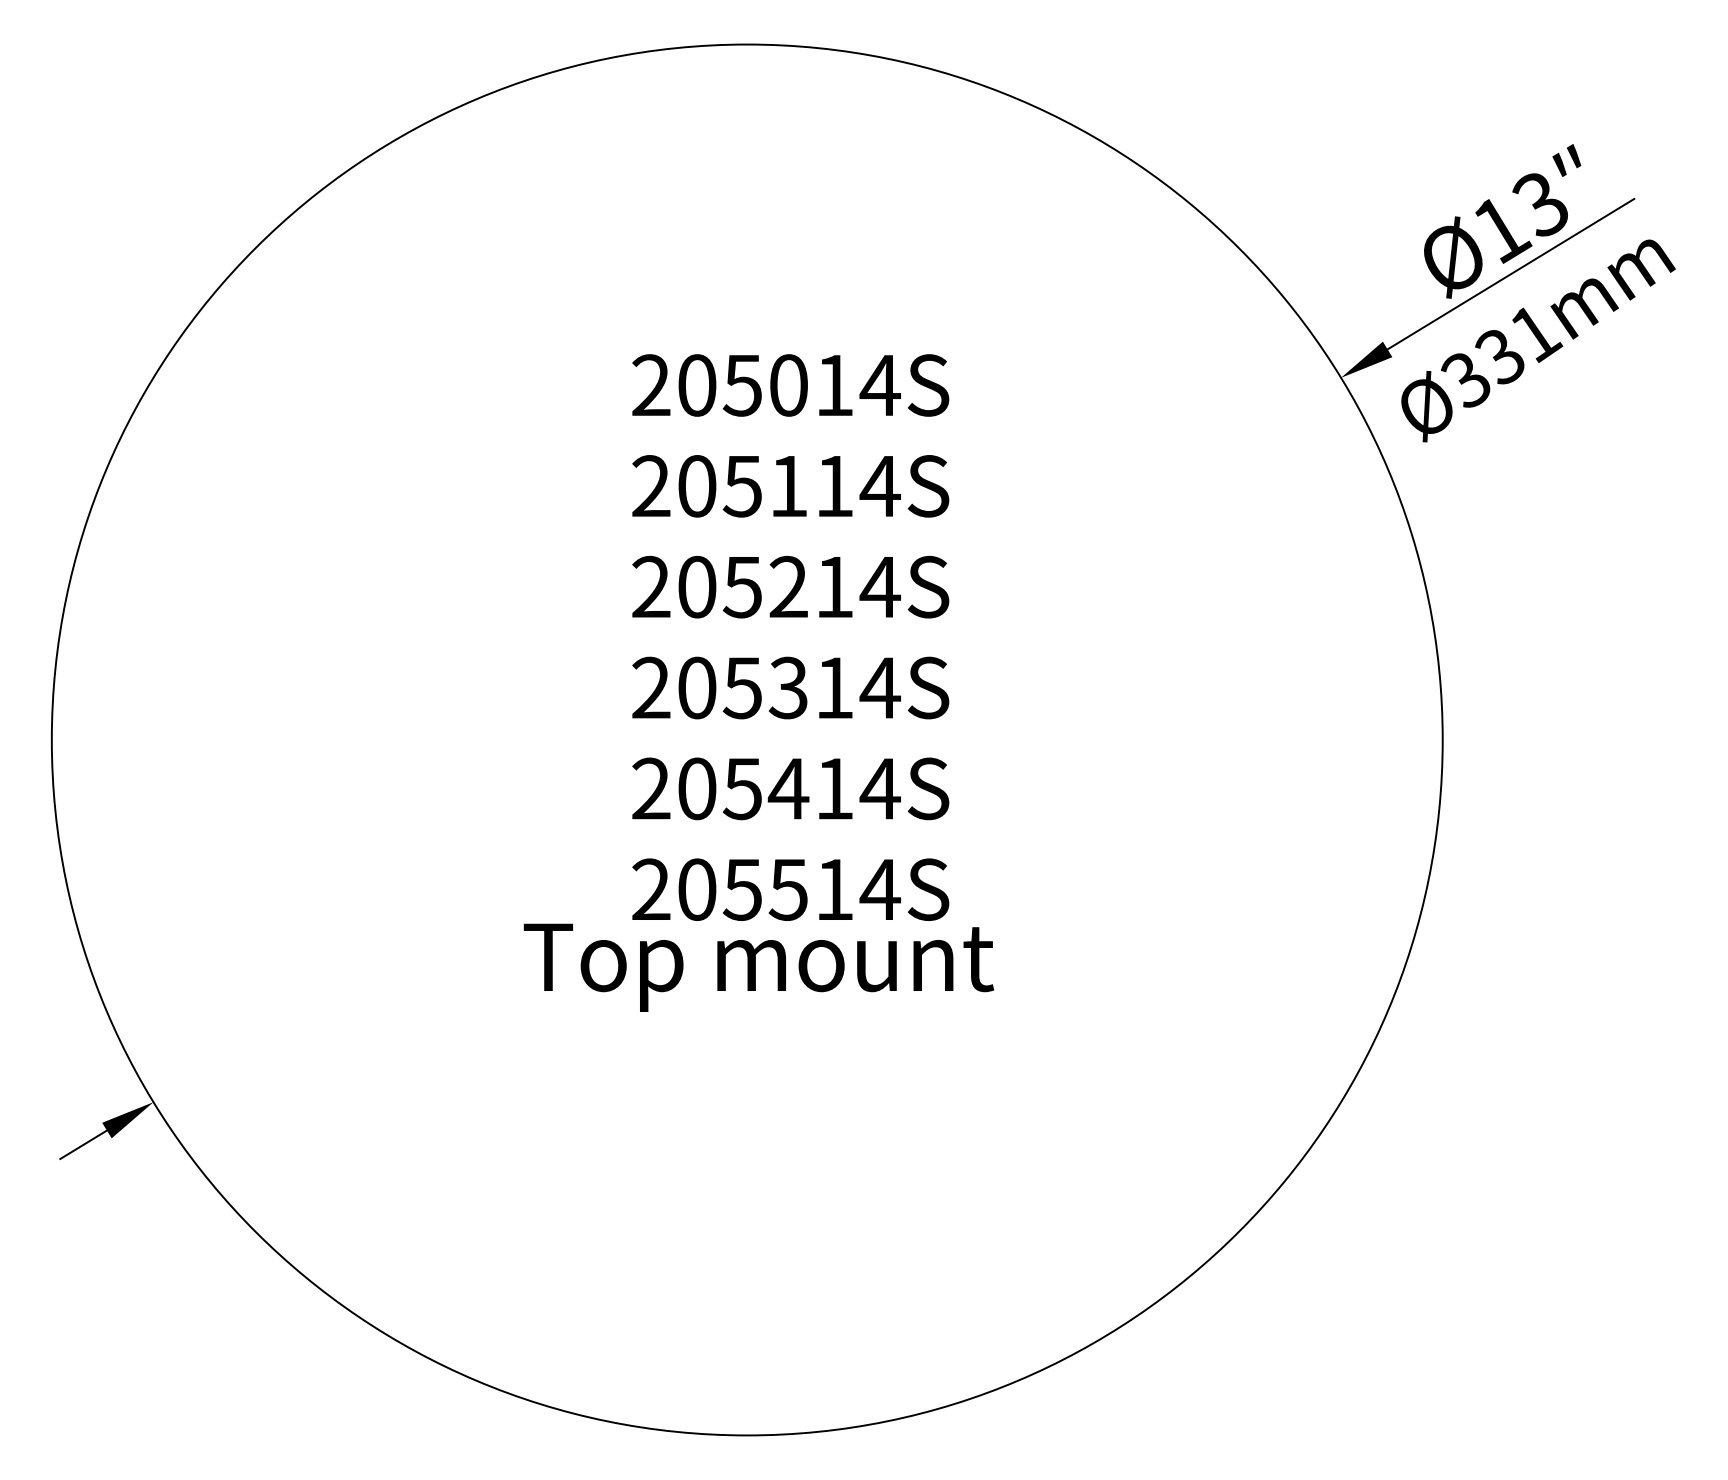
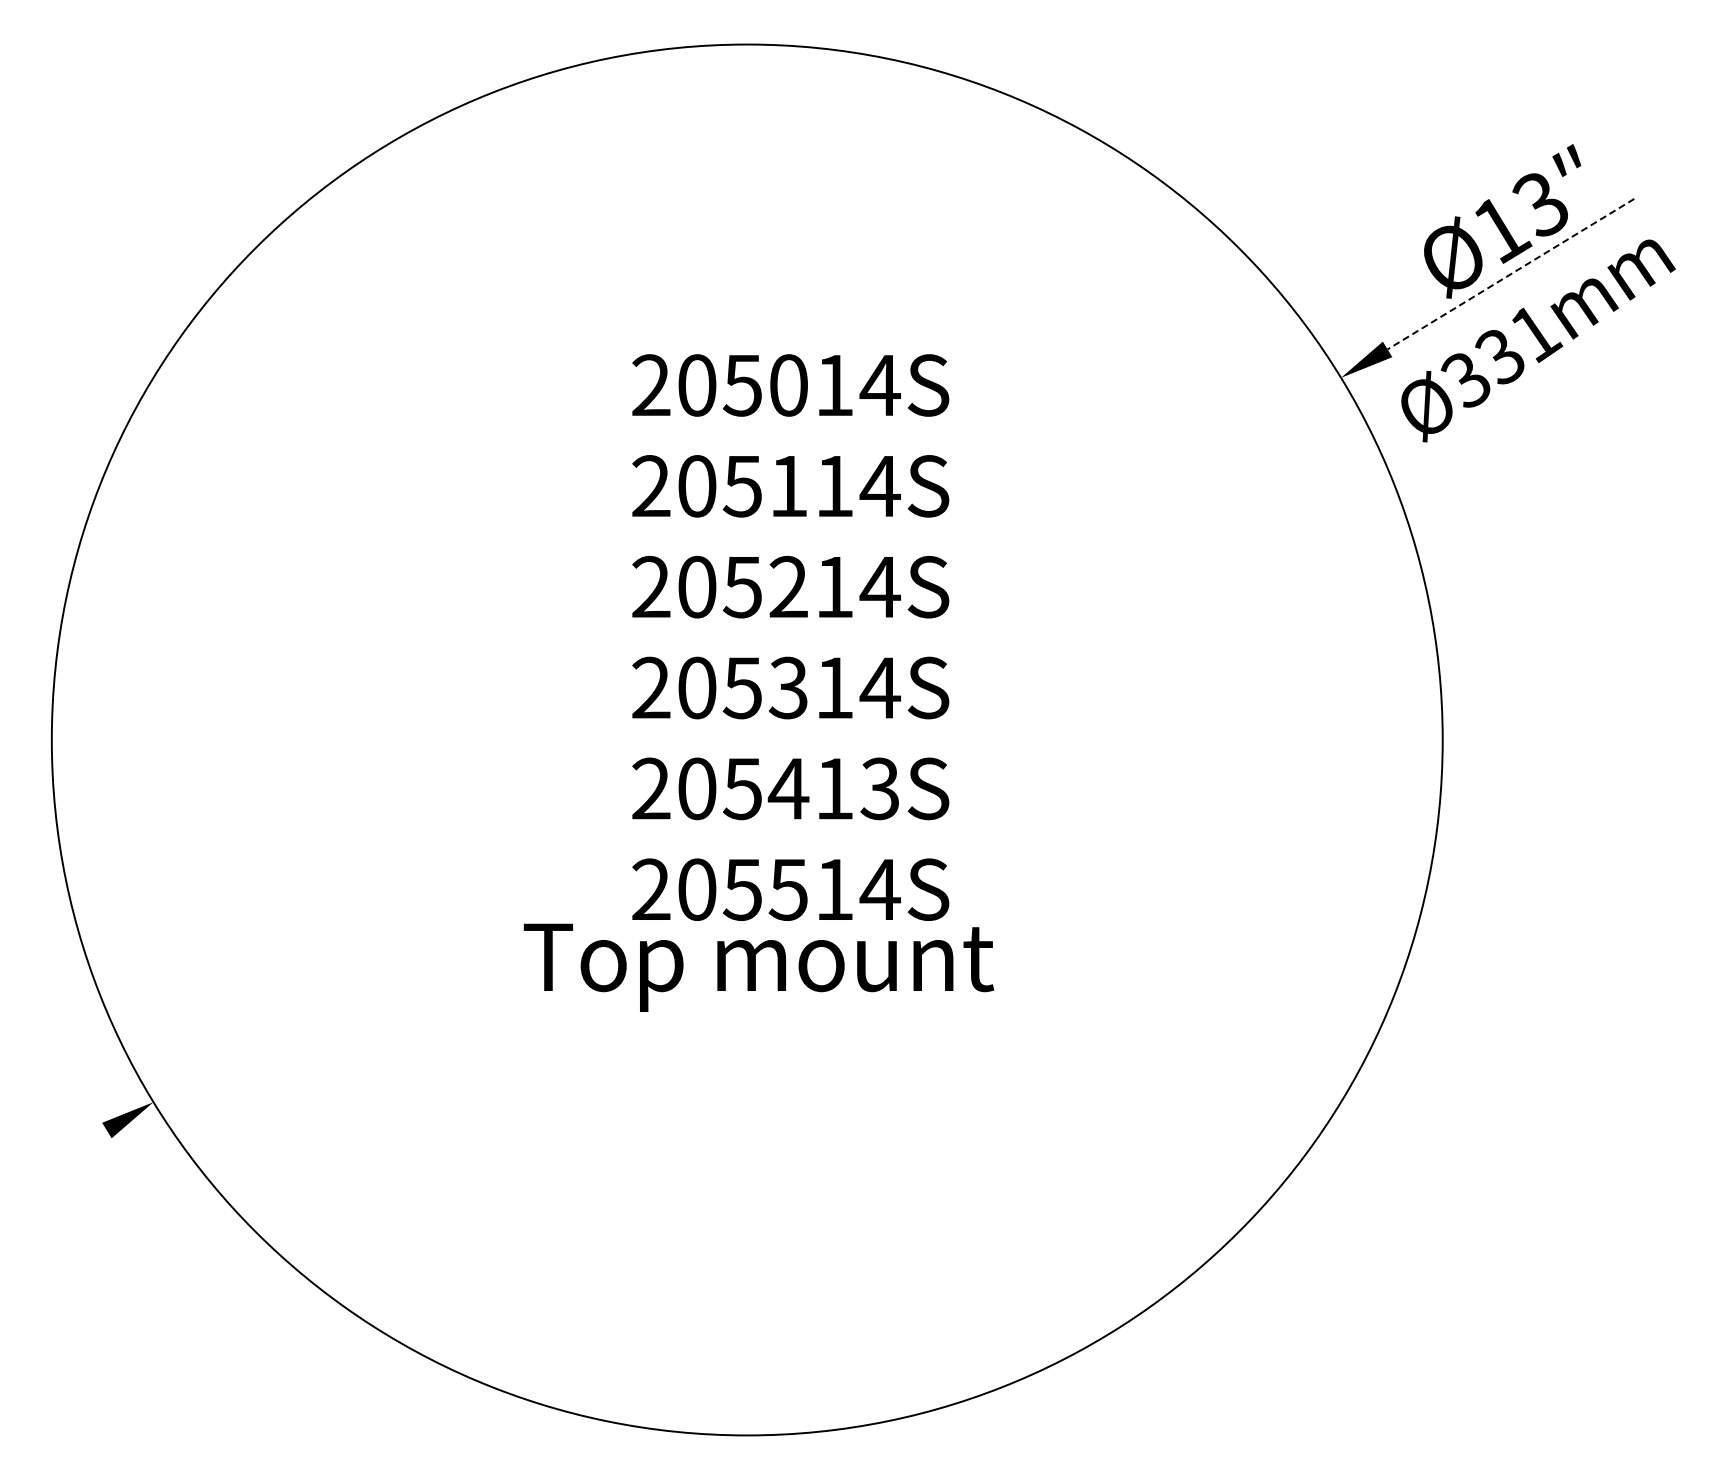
line: solid -> dashed (1510, 274)
text: 205414S -> 205413S (879, 788)
line: present -> none (83, 1144)
